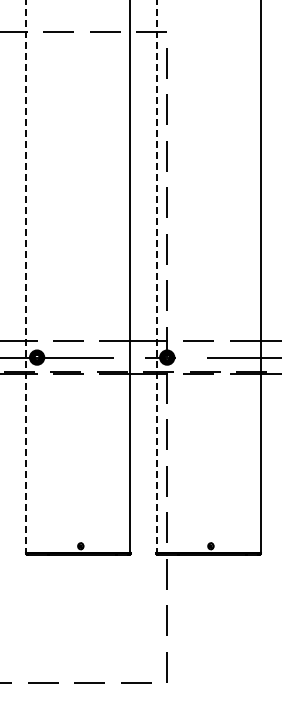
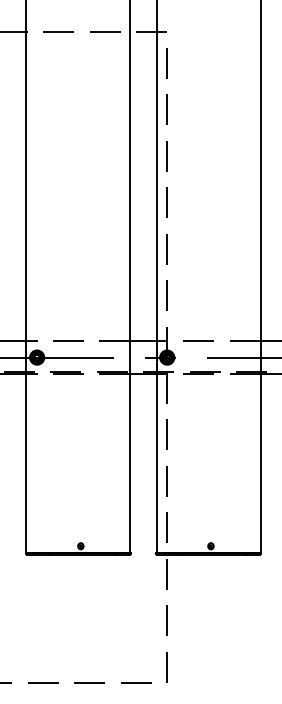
line: dashed -> solid (26, 276)
line: dashed -> solid (156, 276)
